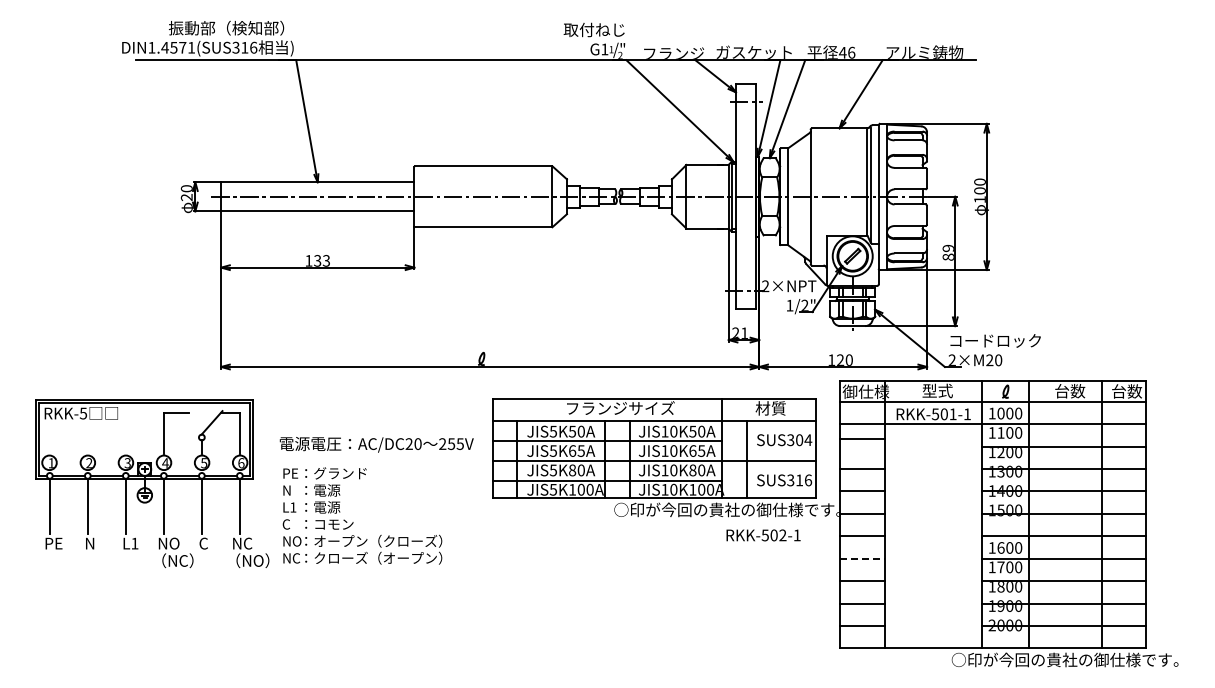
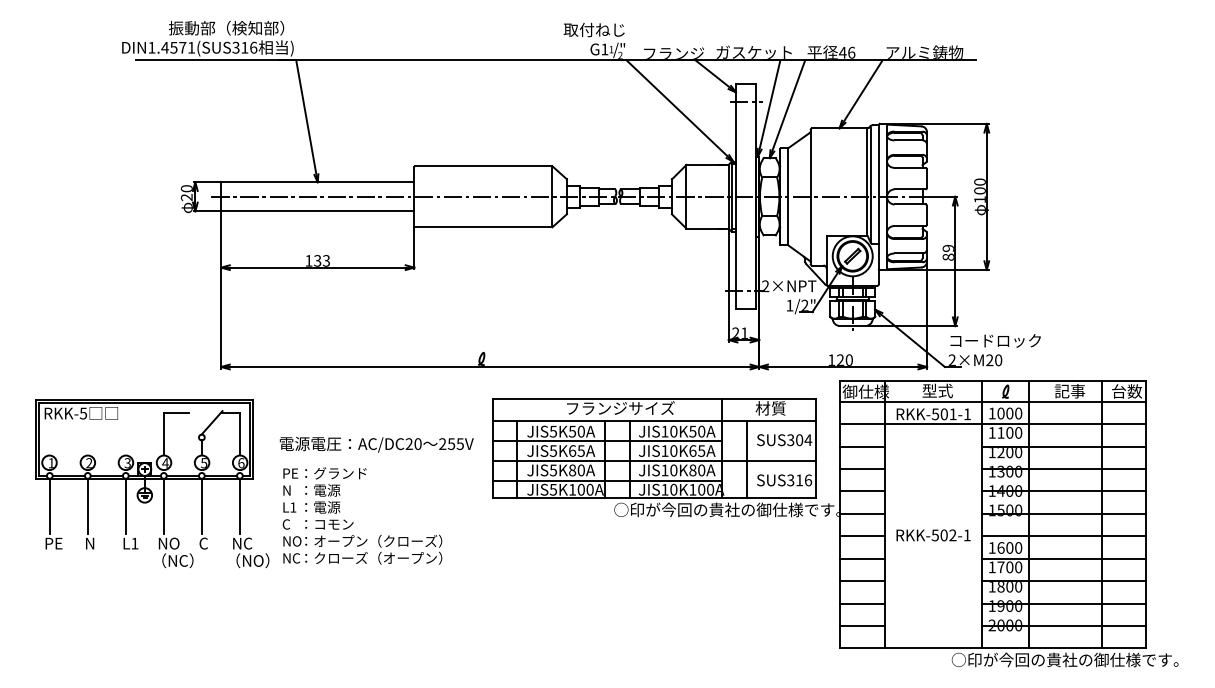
text: 台数 -> 記事 (1069, 391)
line position: (862, 438) -> (862, 446) (862, 446)
text position: (763, 535) -> (933, 535) (933, 535)
line: dashed -> solid (862, 558)
